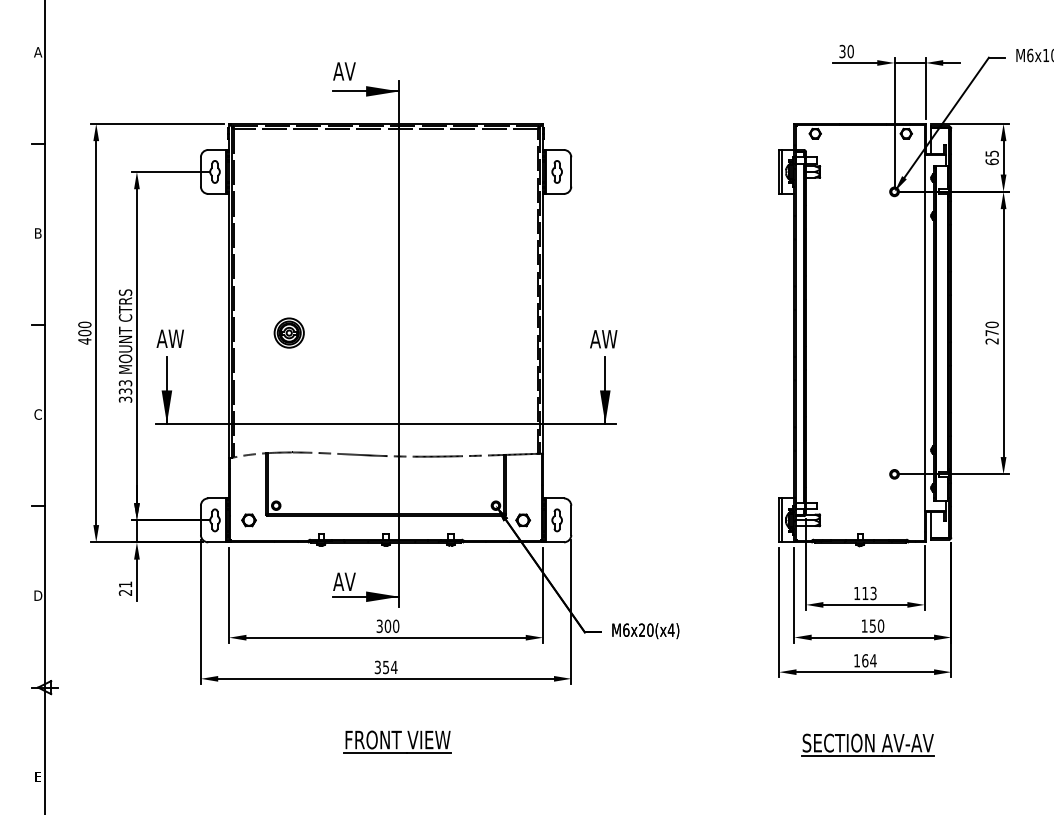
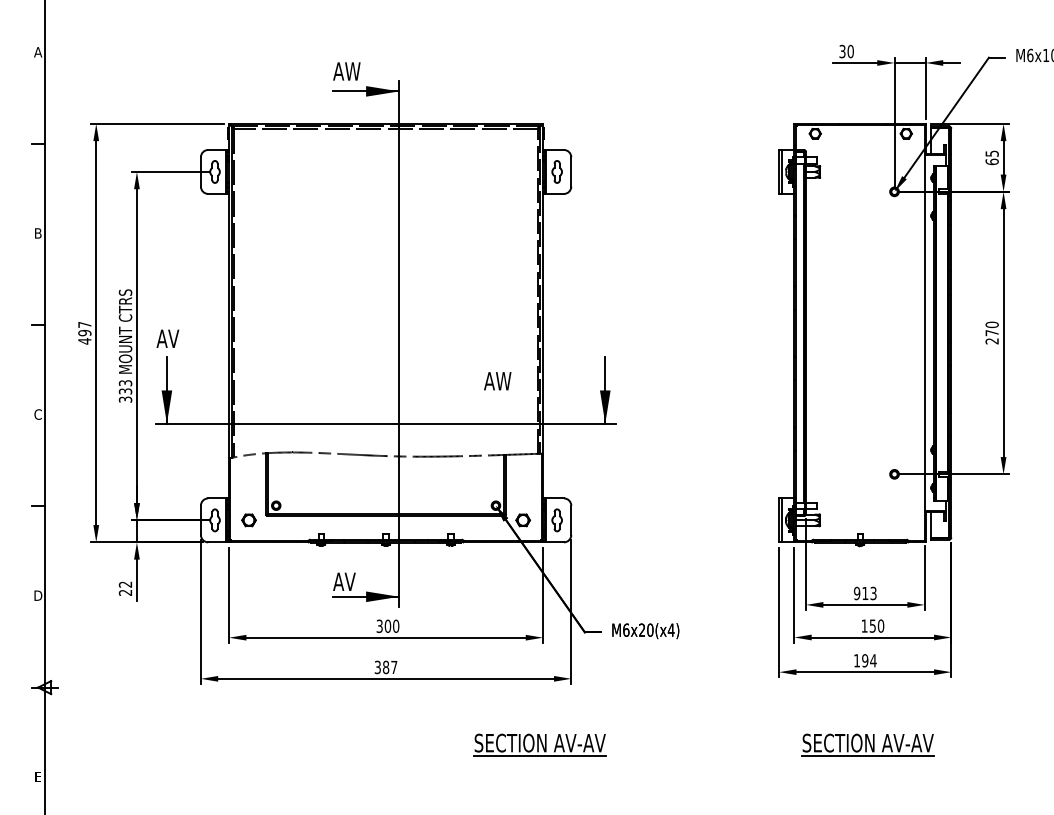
text: AV -> AW (352, 71)
text: 400 -> 497 (84, 328)
part: present -> none (288, 332)
text: AW -> AV (175, 338)
text position: (603, 339) -> (497, 381) (497, 381)
text: 21 -> 22 (124, 584)
text: 113 -> 913 (857, 593)
text: 164 -> 194 (865, 660)
text: 354 -> 387 (389, 667)
part: present -> none (397, 741)
part: none -> present (539, 744)
